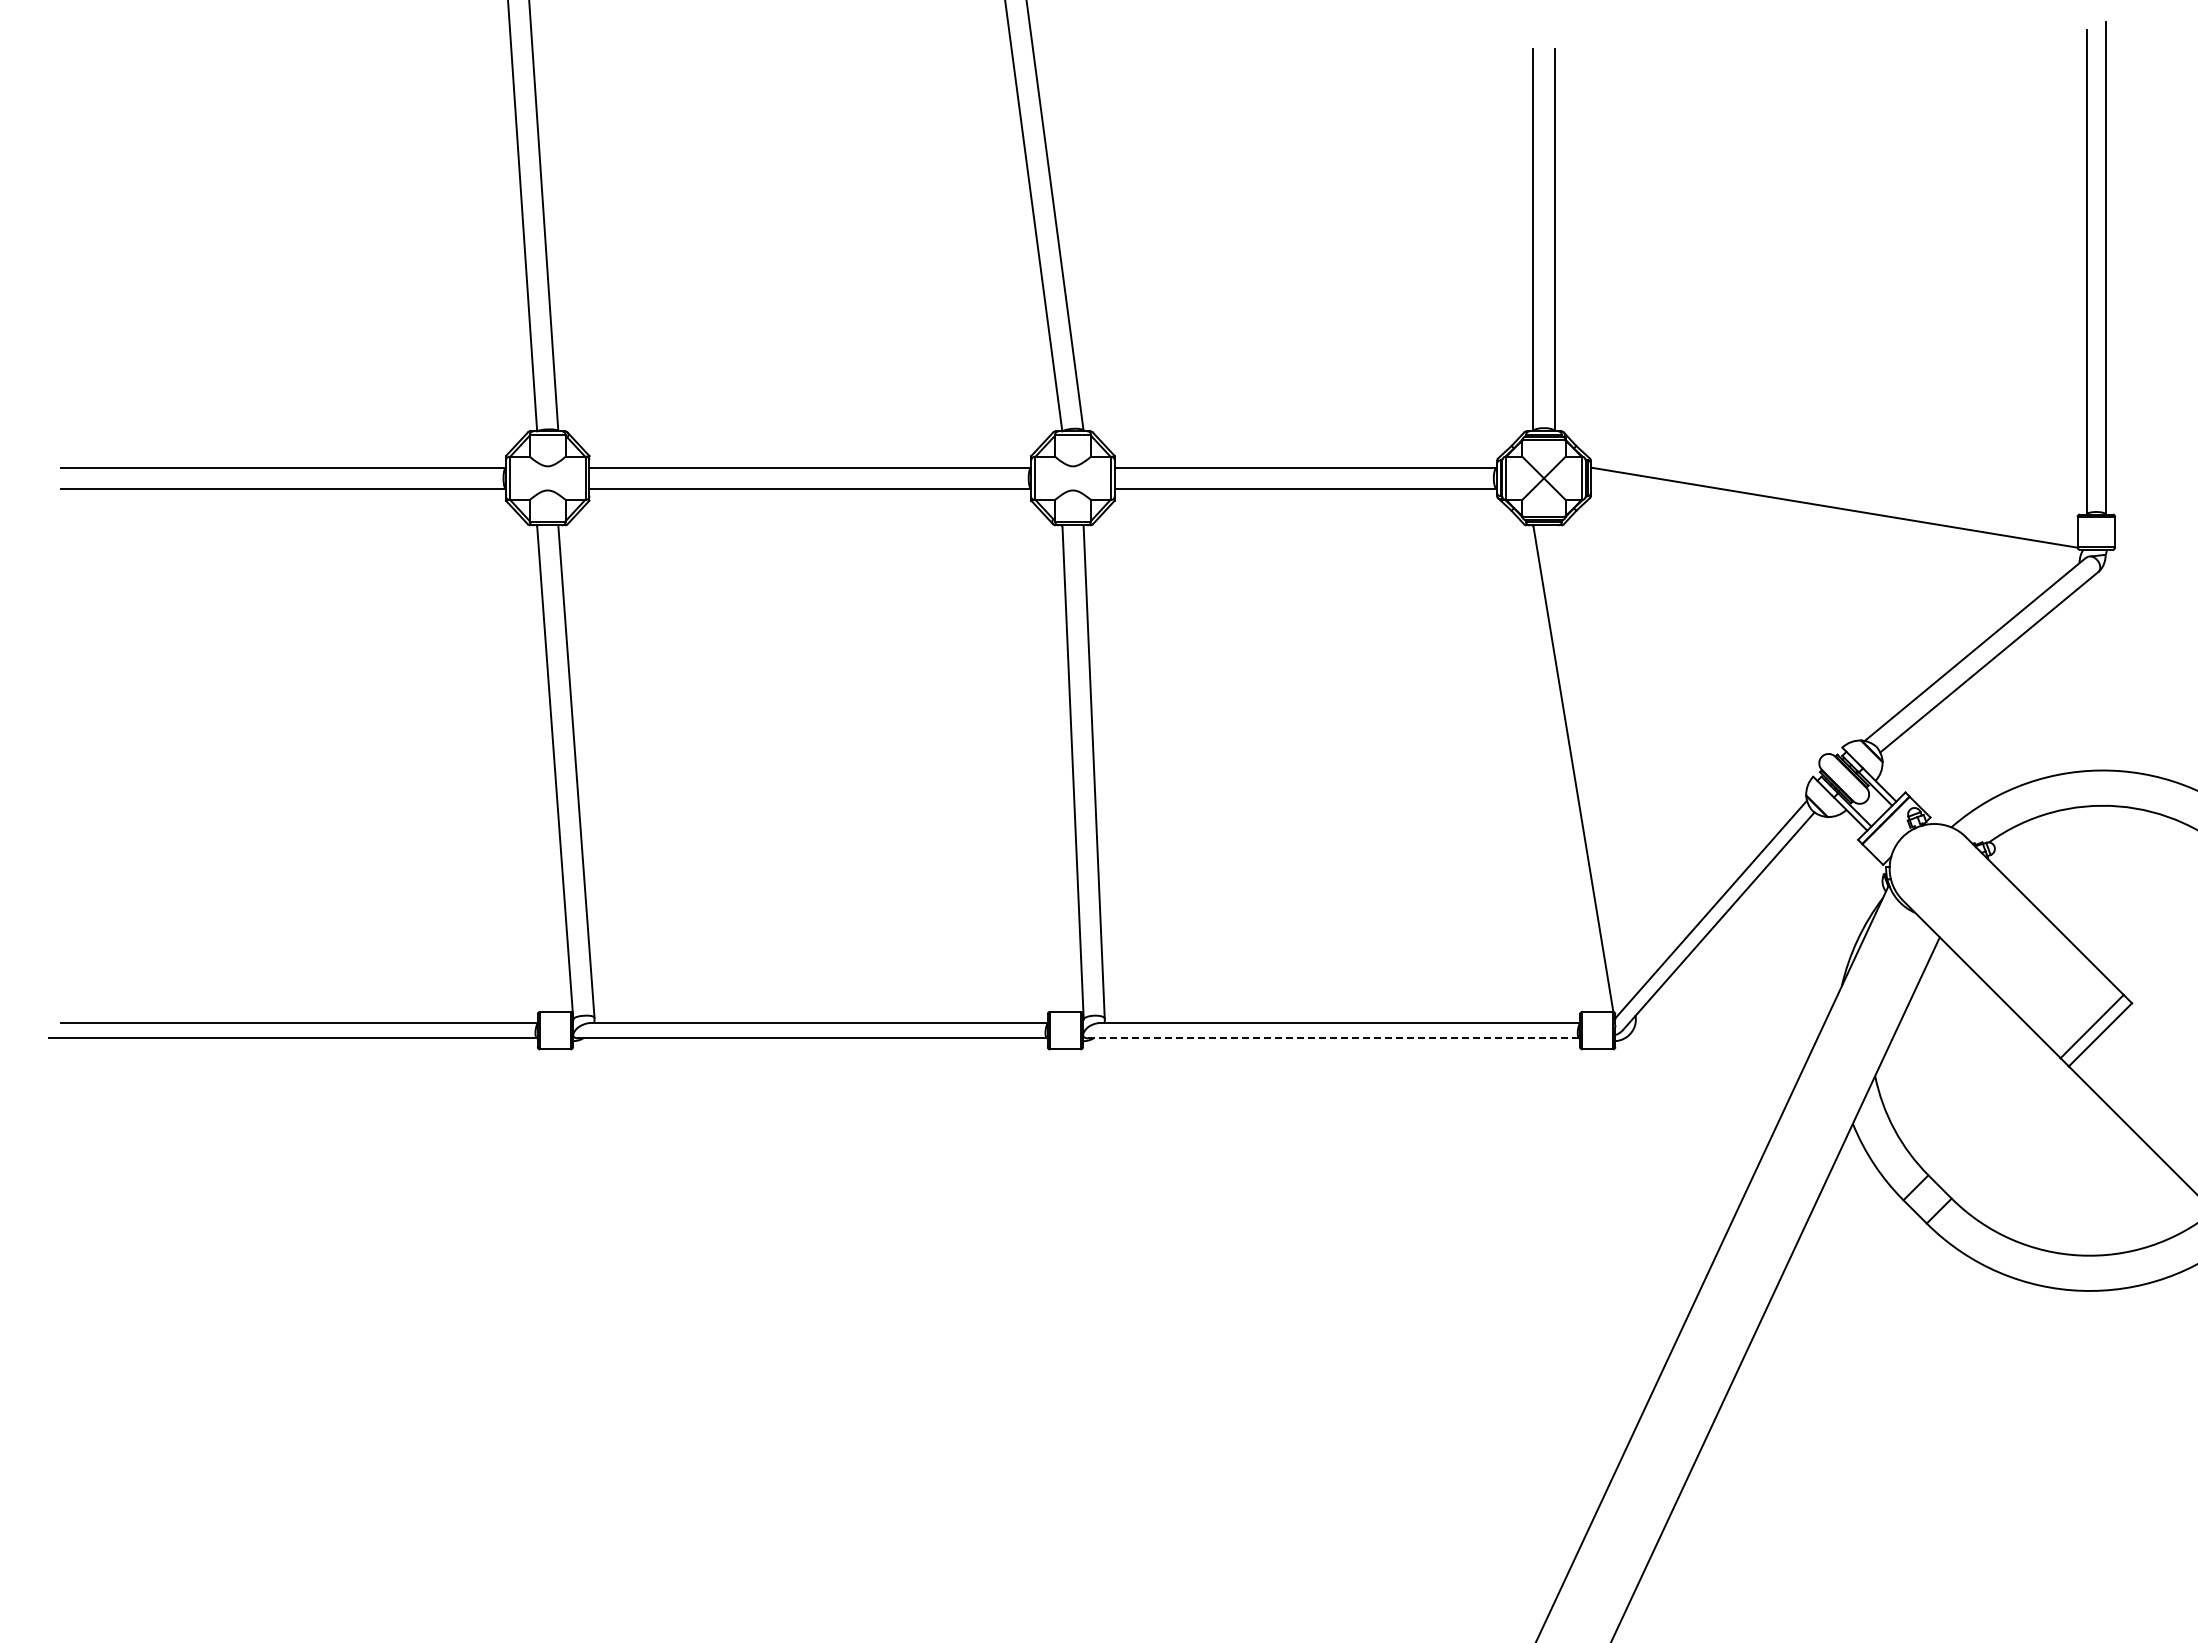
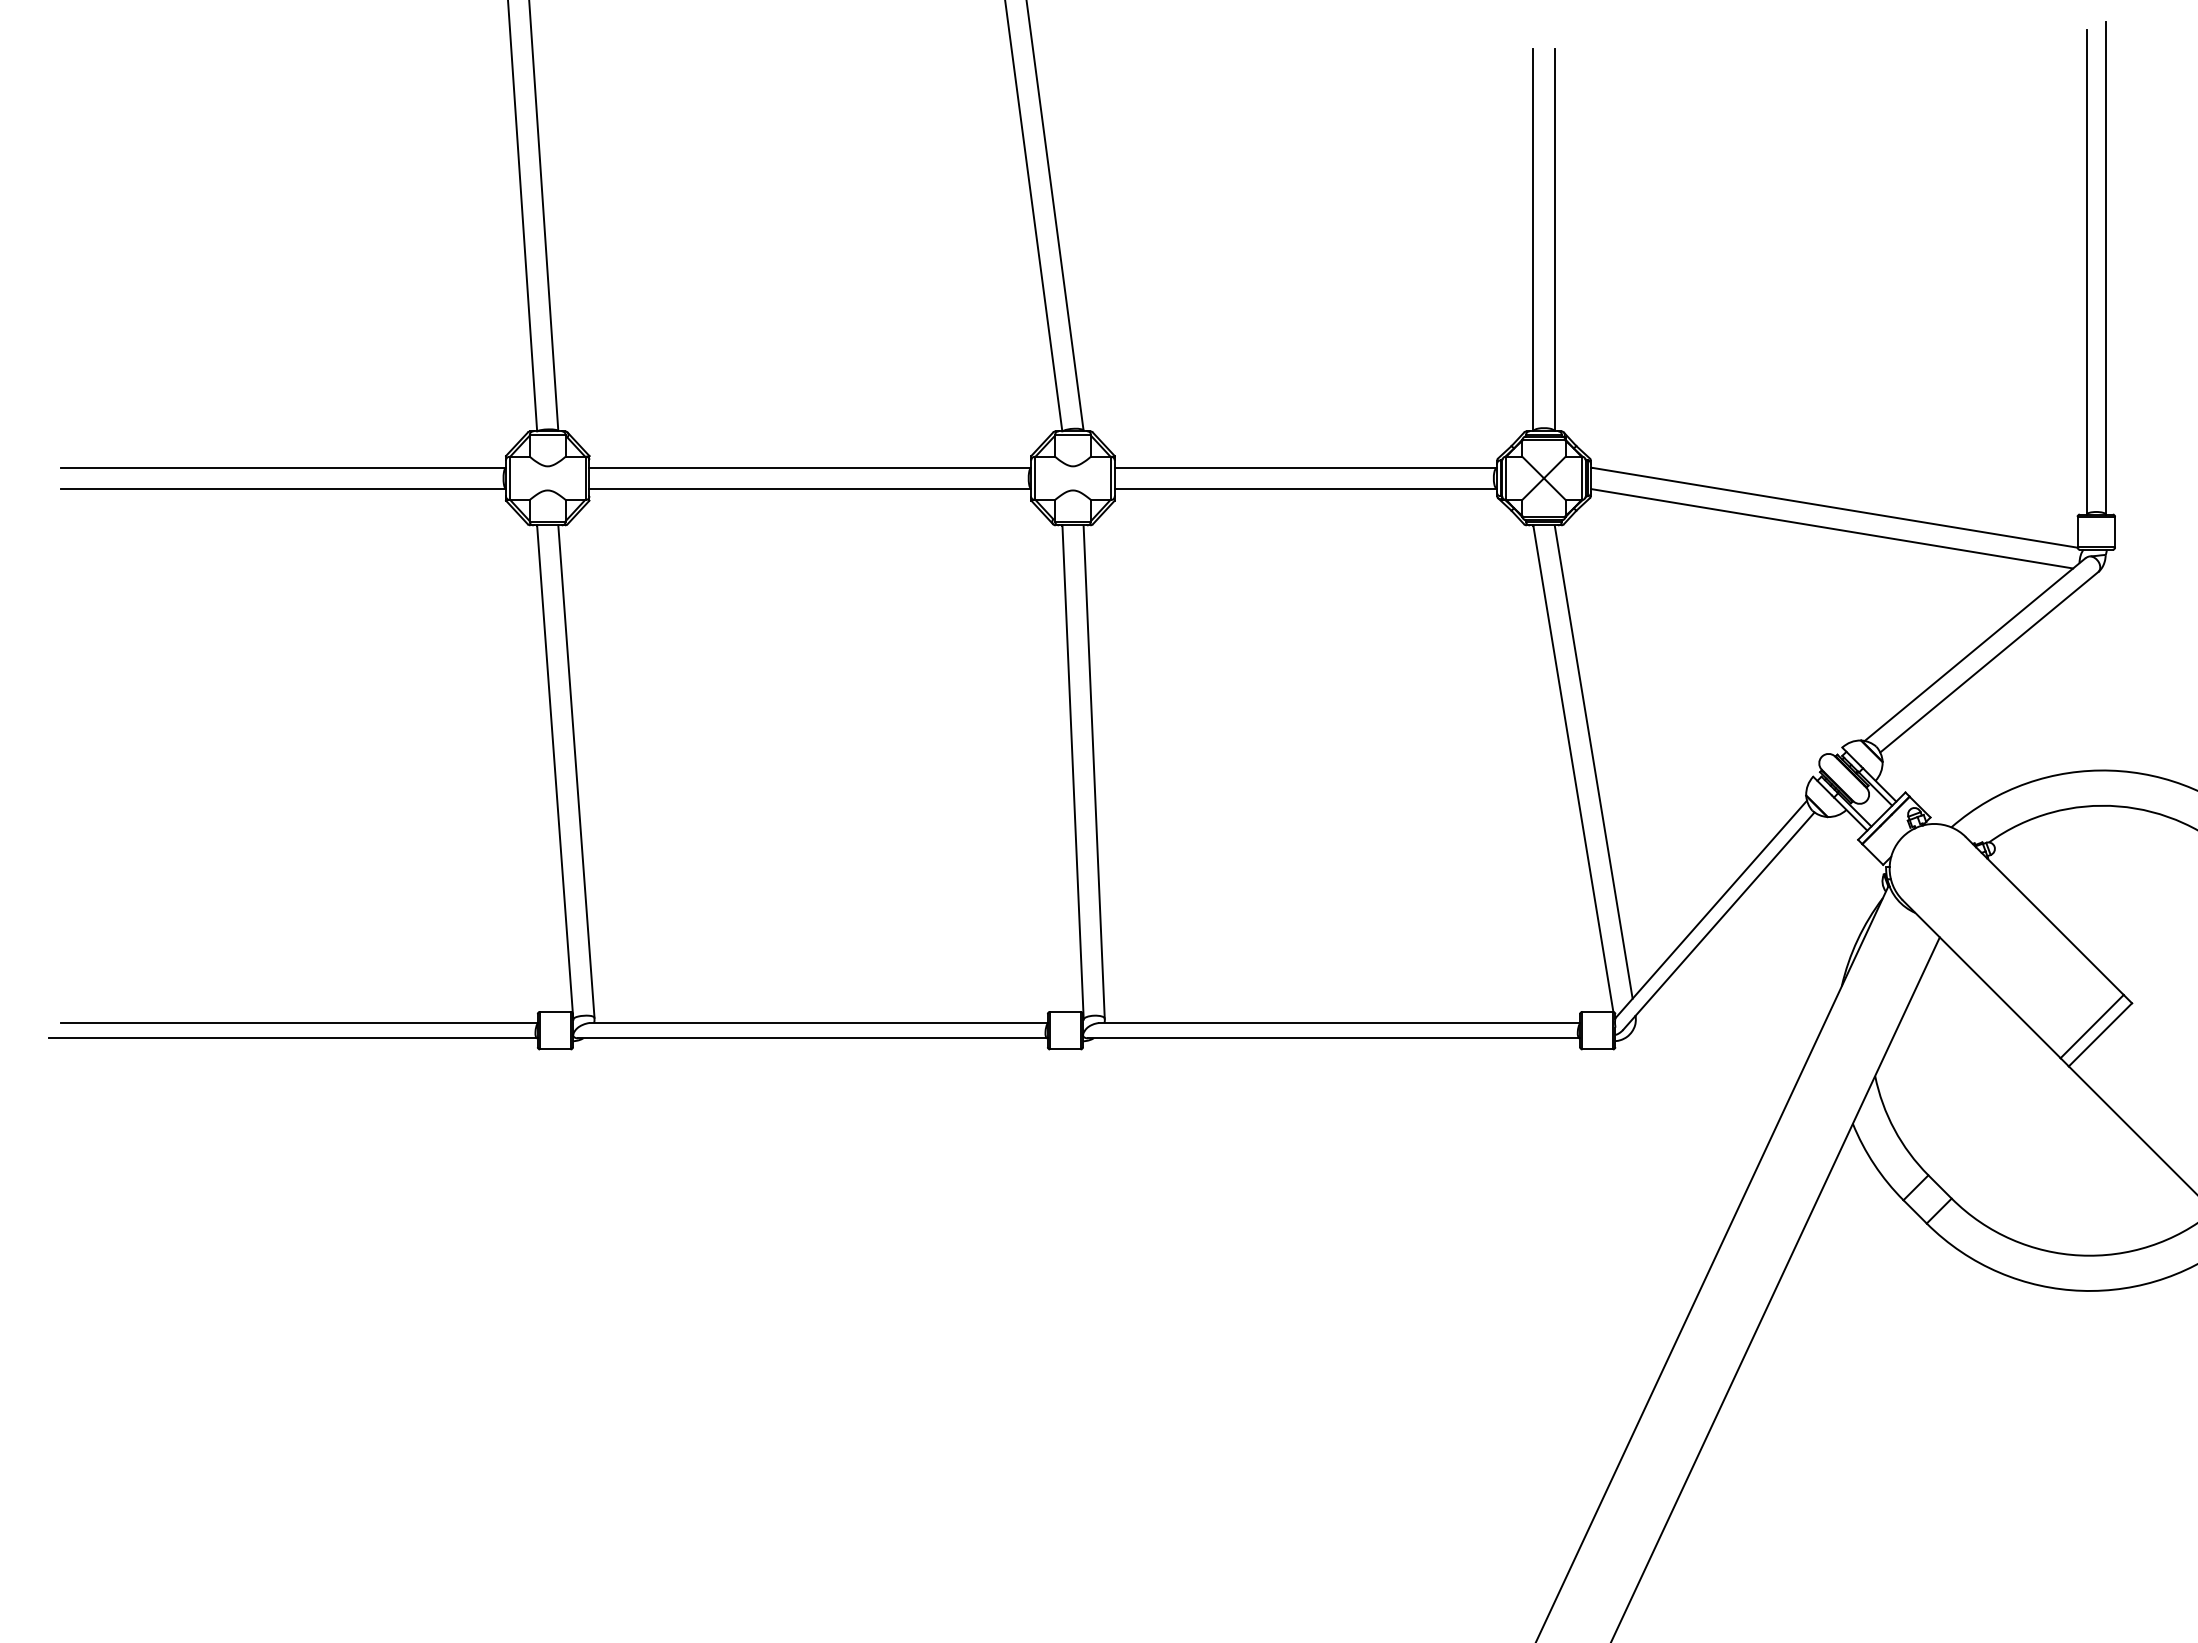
line: none -> present (1832, 528)
line: none -> present (1593, 761)
line: dashed -> solid (1333, 1038)
